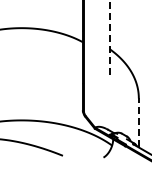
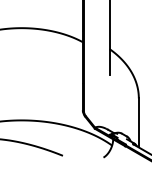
line: dashed -> solid (109, 37)
line: dashed -> solid (138, 122)
